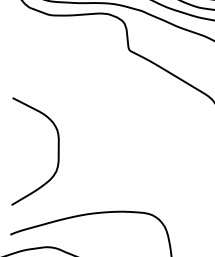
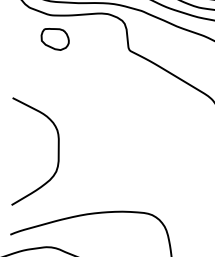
part: none -> present (54, 39)
